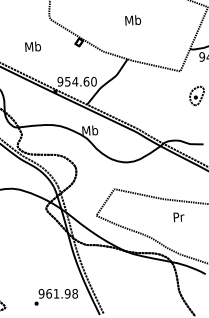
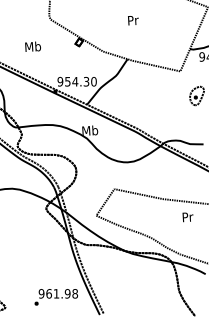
text: Mb -> Pr (133, 20)
text: 954.60 -> 954.30 (86, 81)
text position: (178, 217) -> (187, 217) (187, 217)
